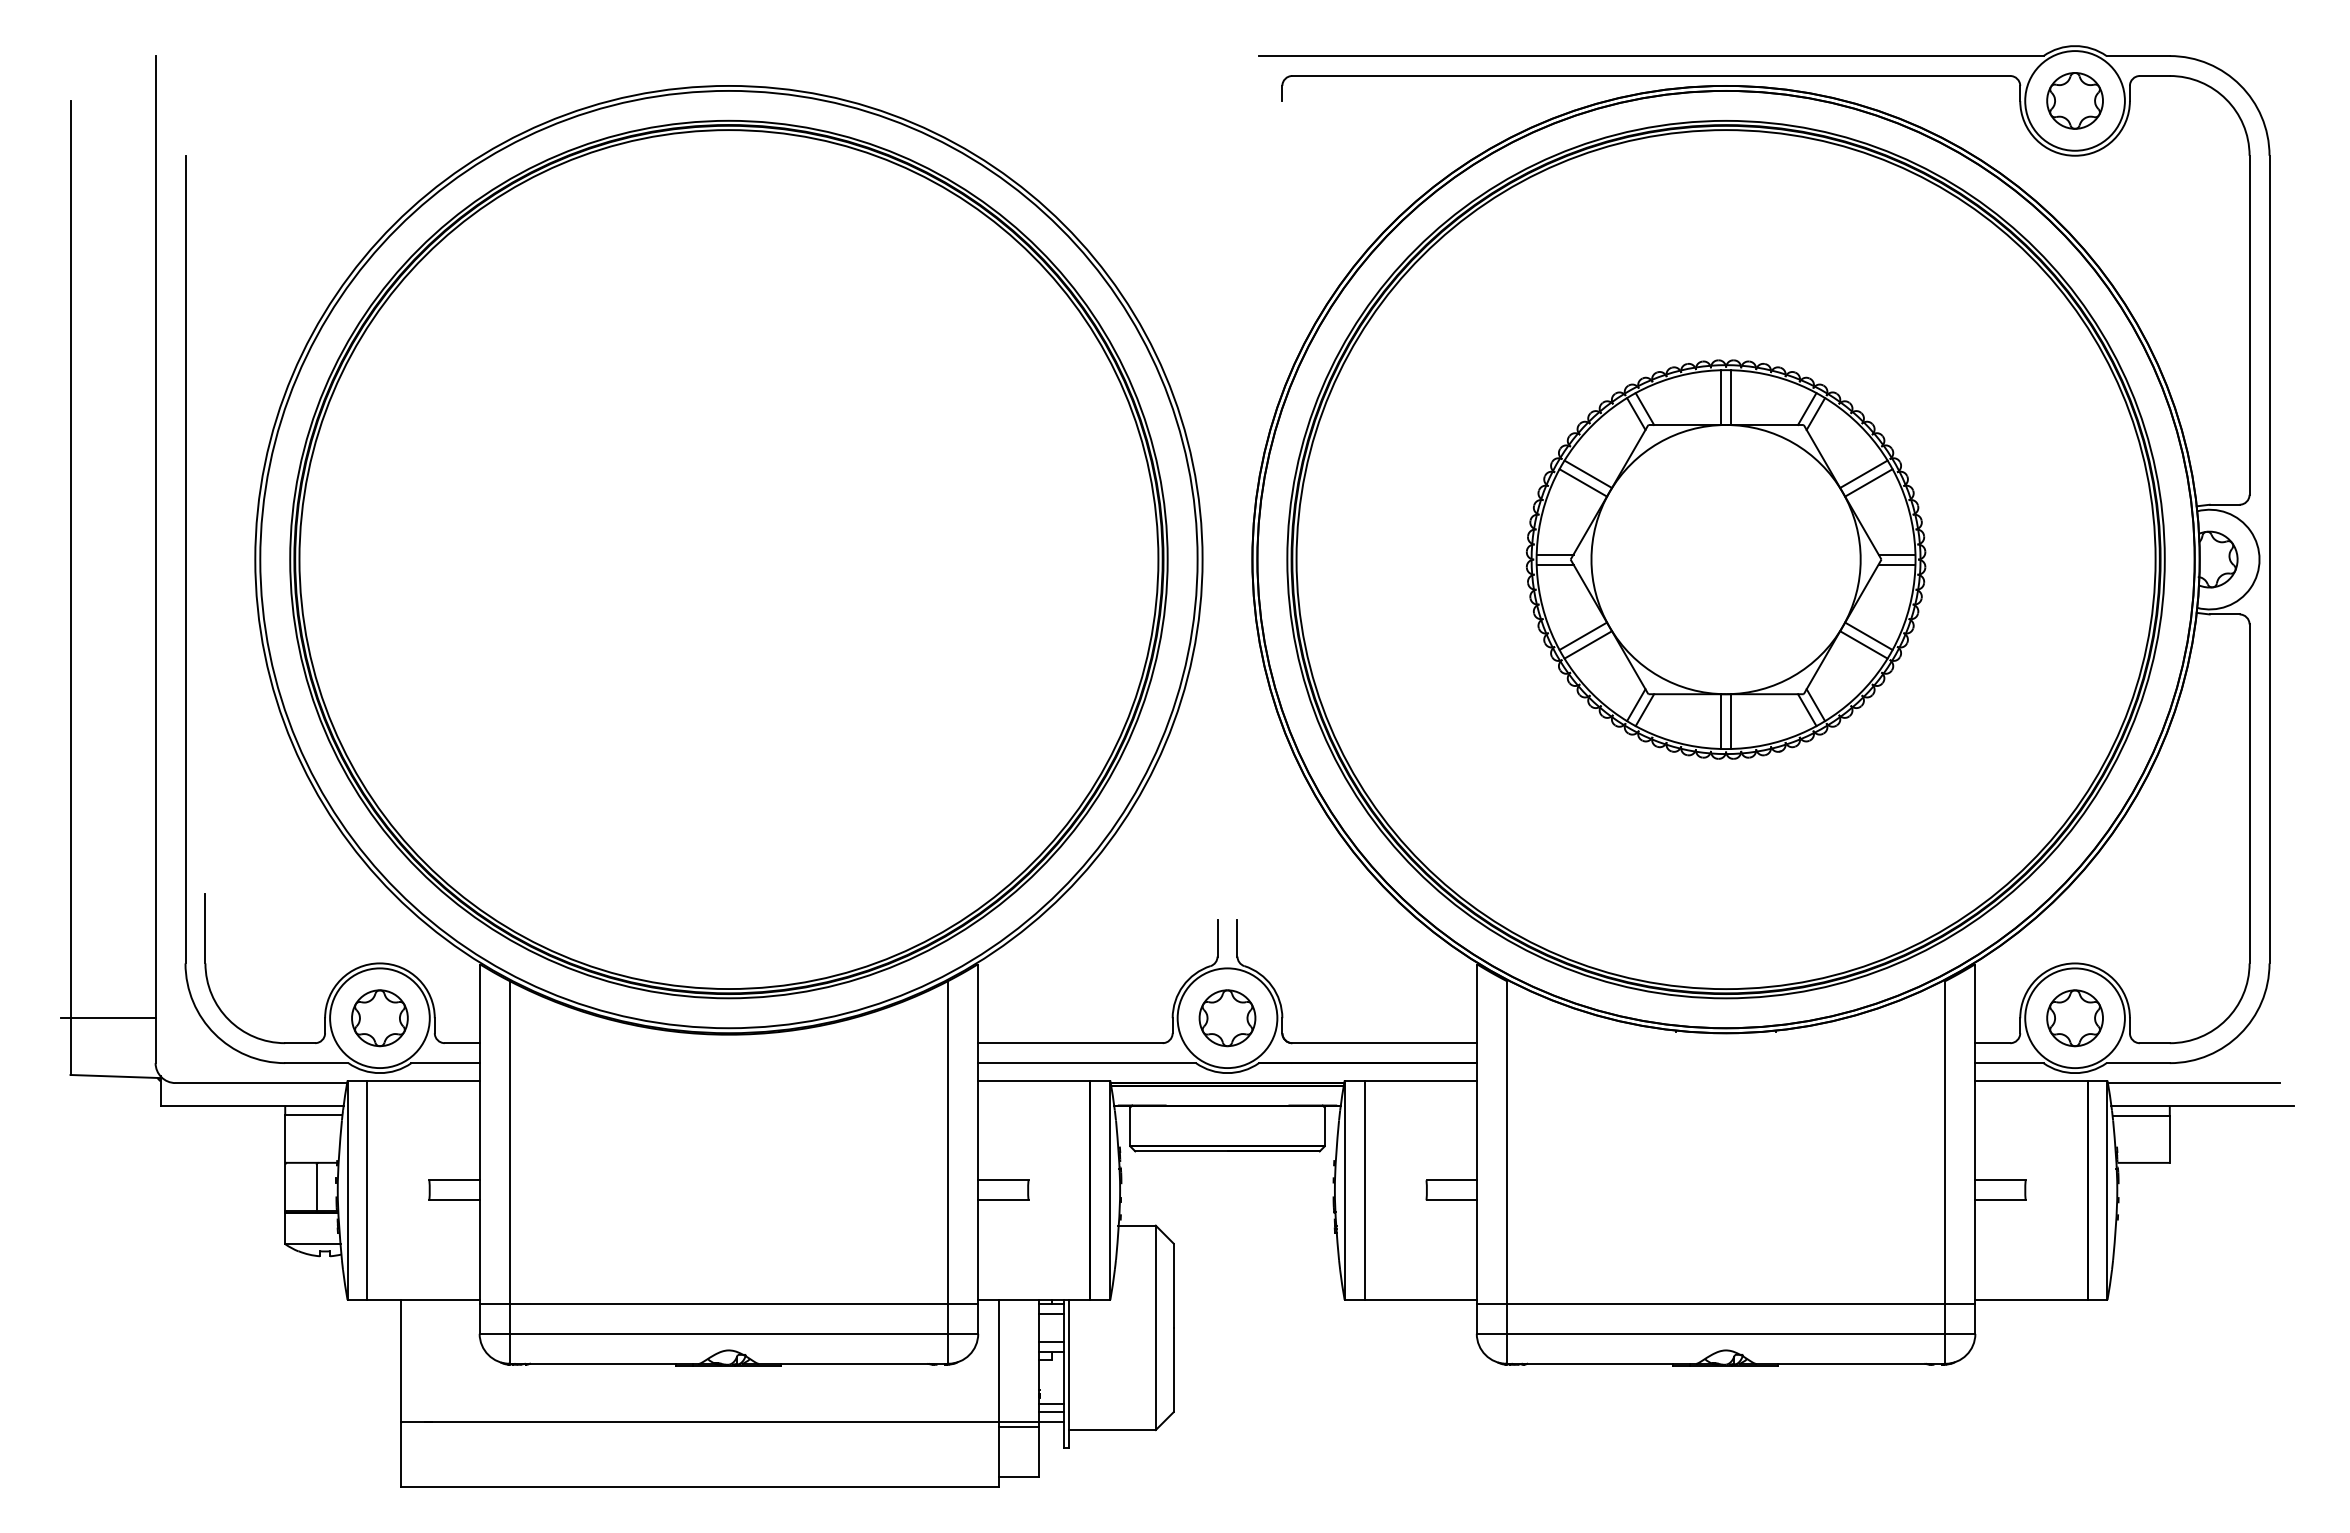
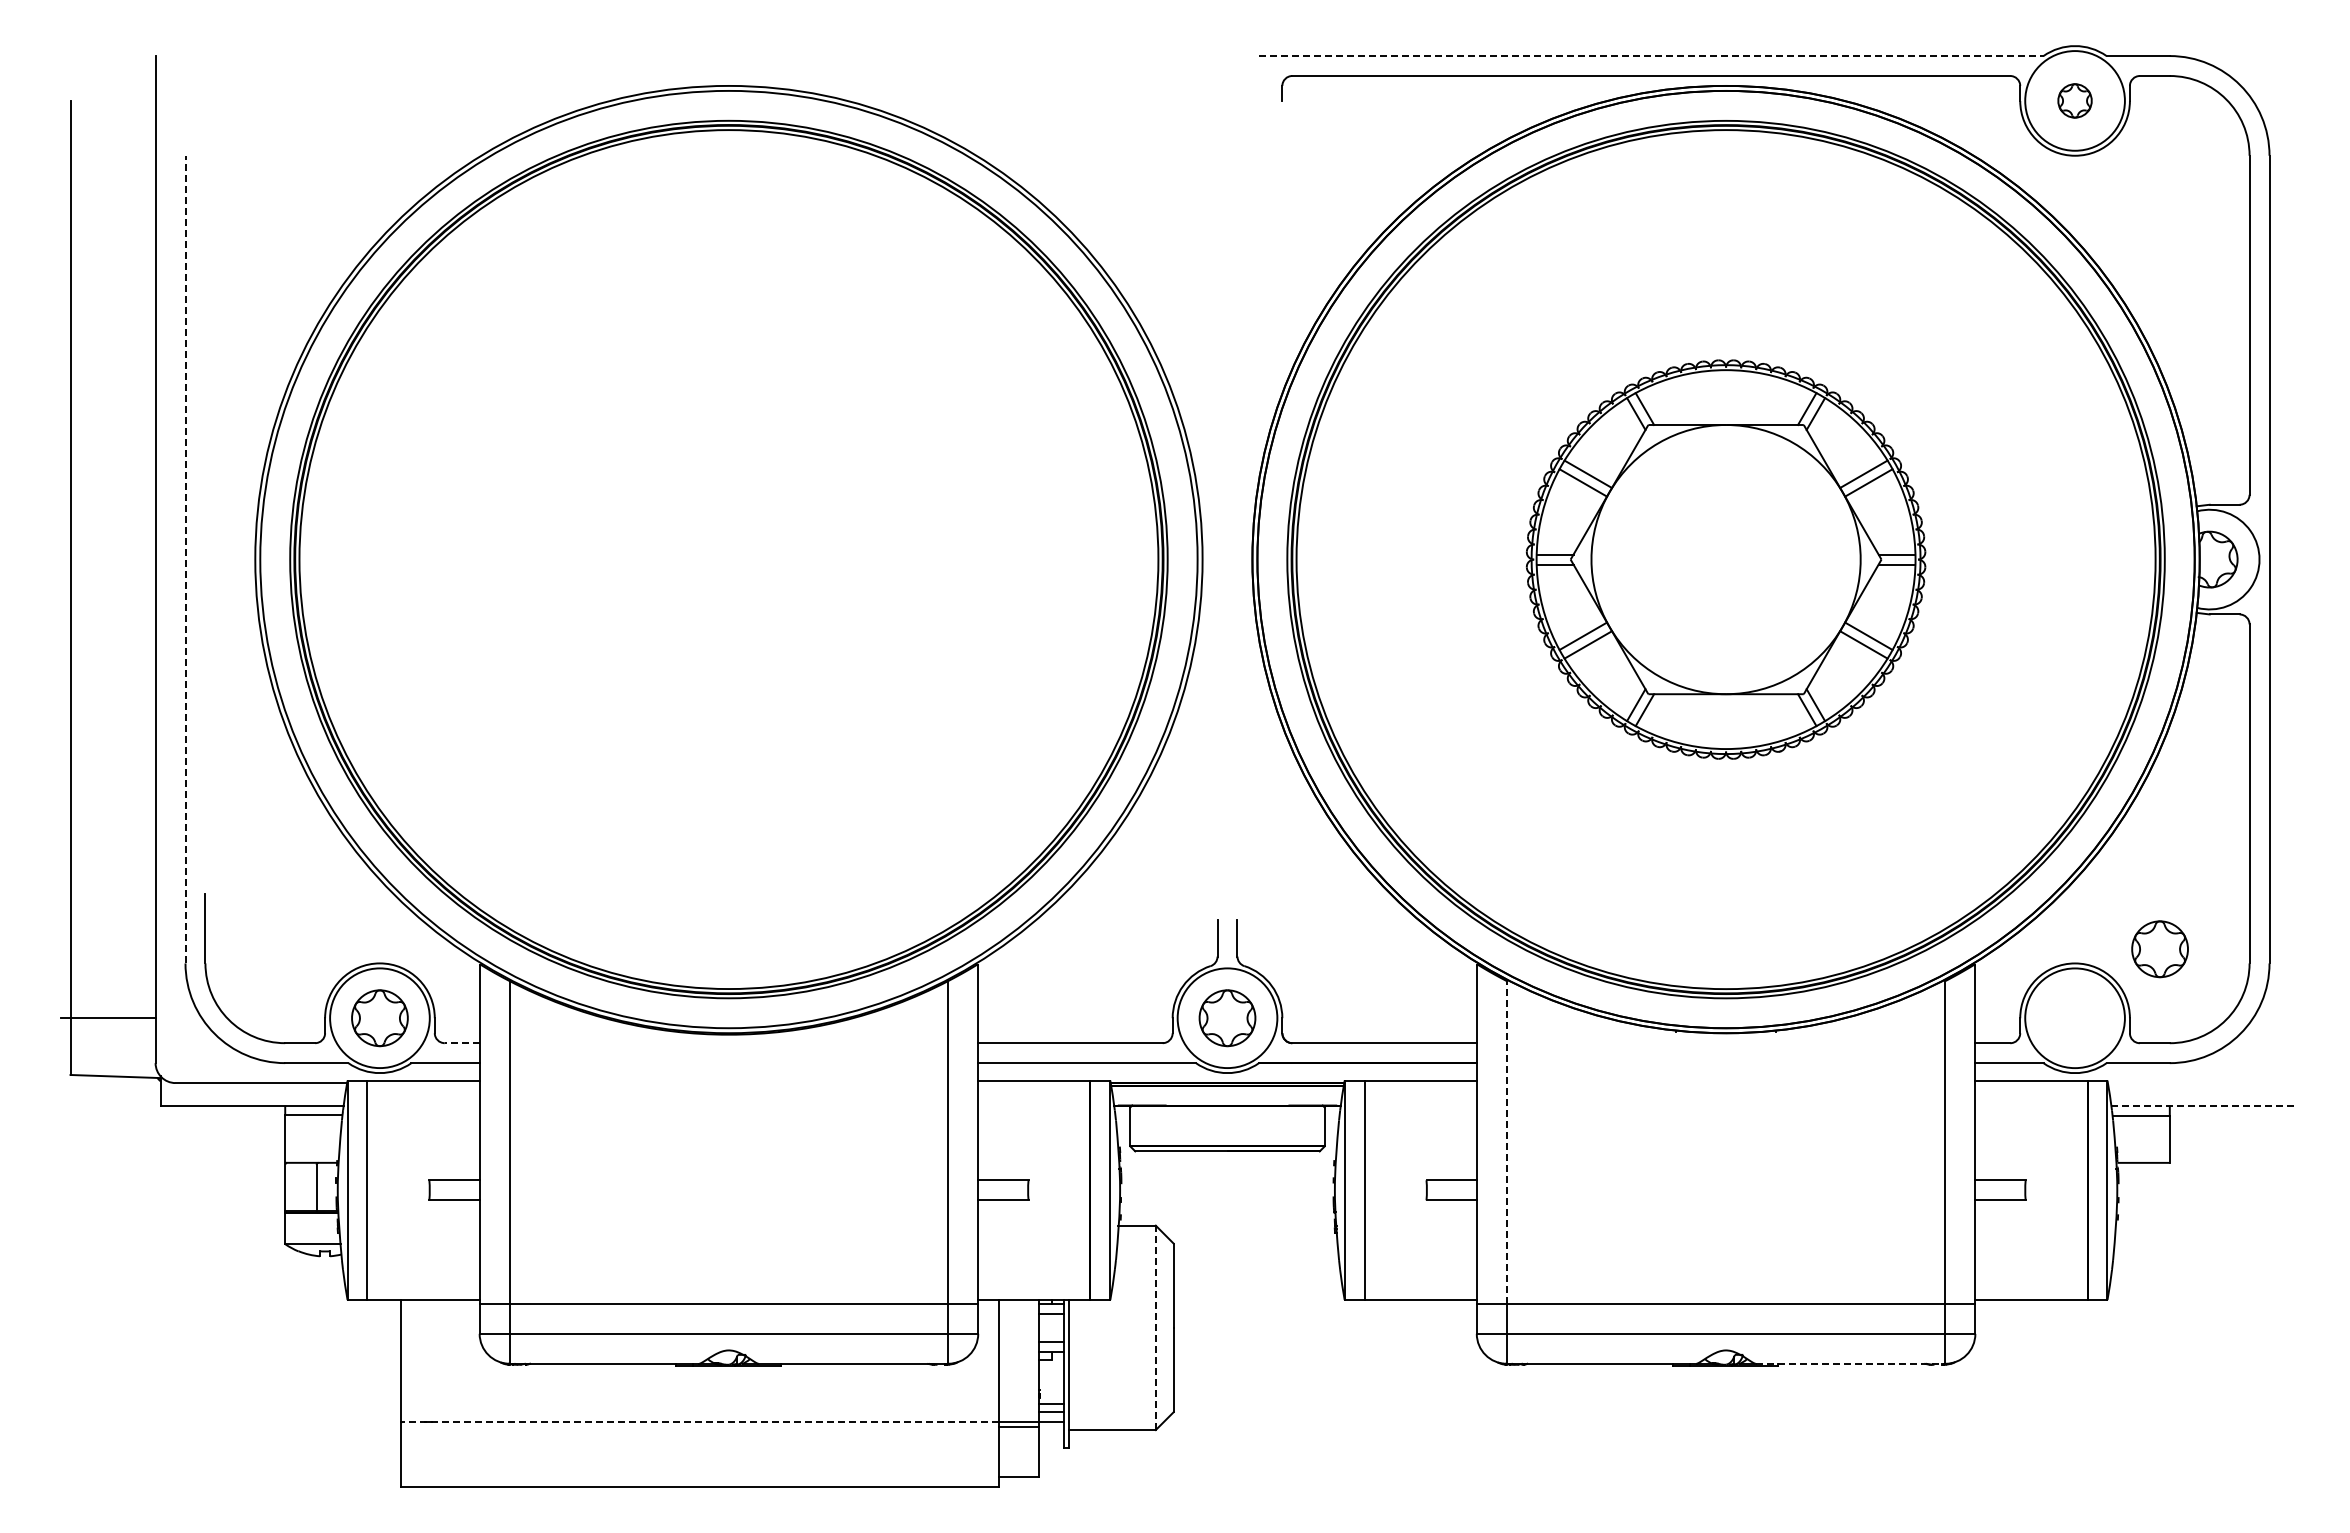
line: solid -> dashed (1651, 56)
part size: 58x58 px -> 36x36 px (2074, 100)
line: present -> none (1721, 397)
line: present -> none (1731, 397)
line: solid -> dashed (185, 559)
line: present -> none (1721, 721)
line: present -> none (1731, 721)
part position: (2074, 1018) -> (2159, 949) (2159, 949)
line: solid -> dashed (461, 1043)
line: present -> none (2193, 1083)
line: solid -> dashed (2202, 1105)
line: solid -> dashed (1506, 1142)
line: solid -> dashed (1155, 1327)
line: solid -> dashed (1850, 1363)
line: solid -> dashed (699, 1422)
